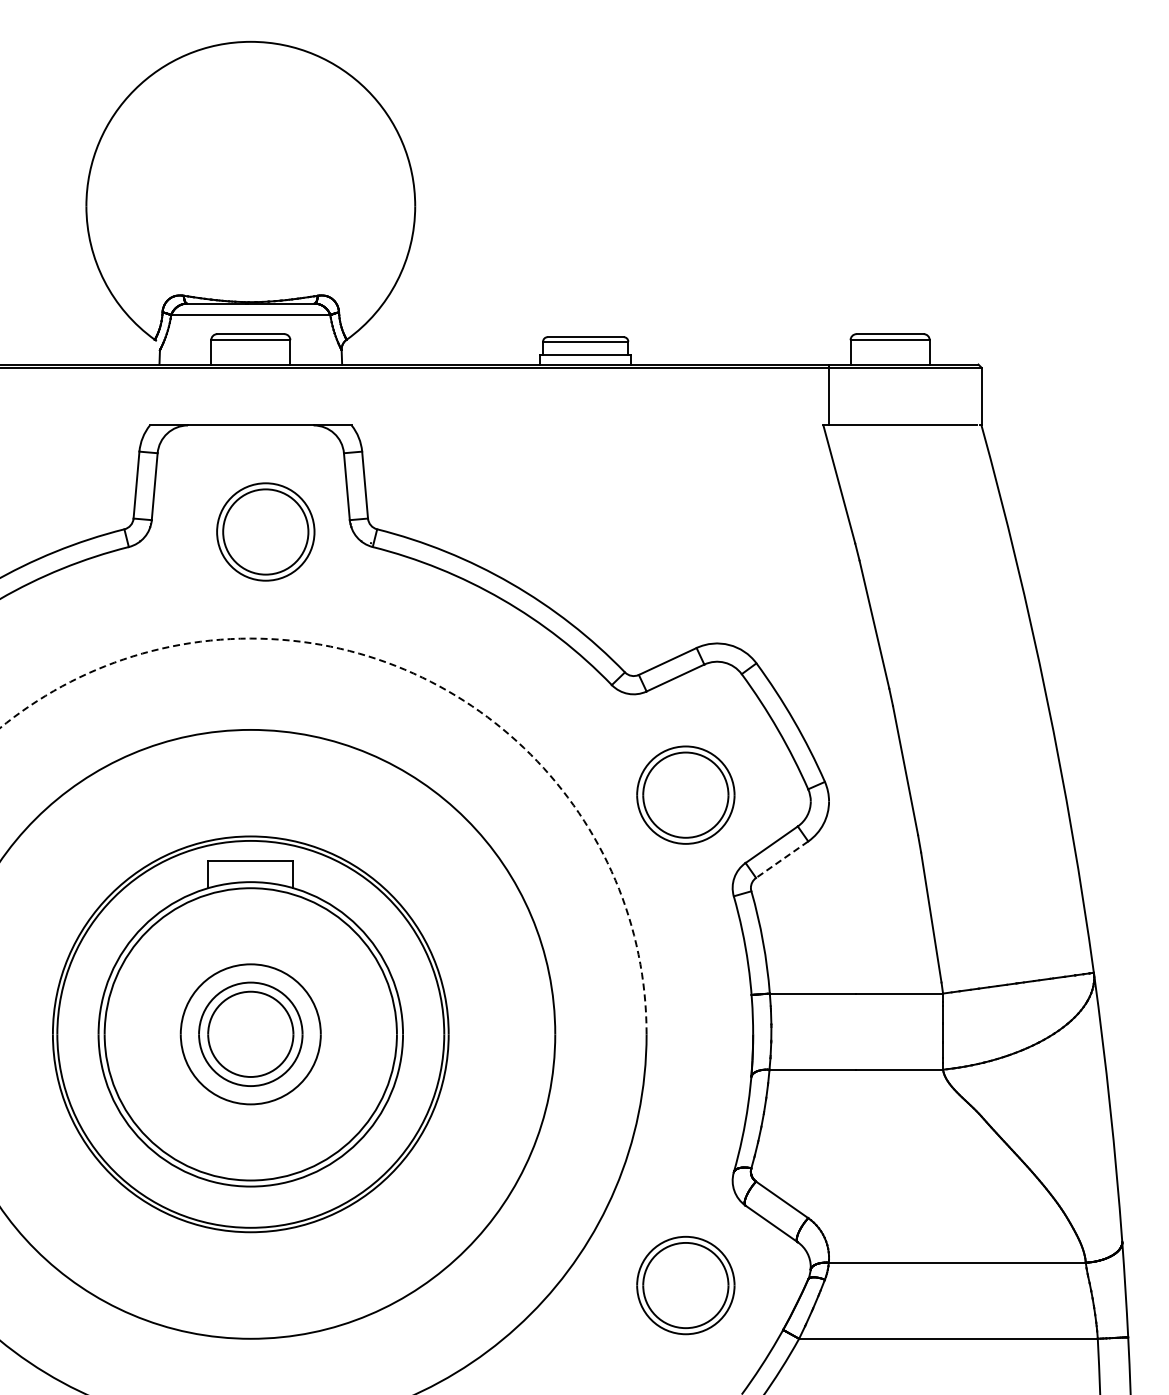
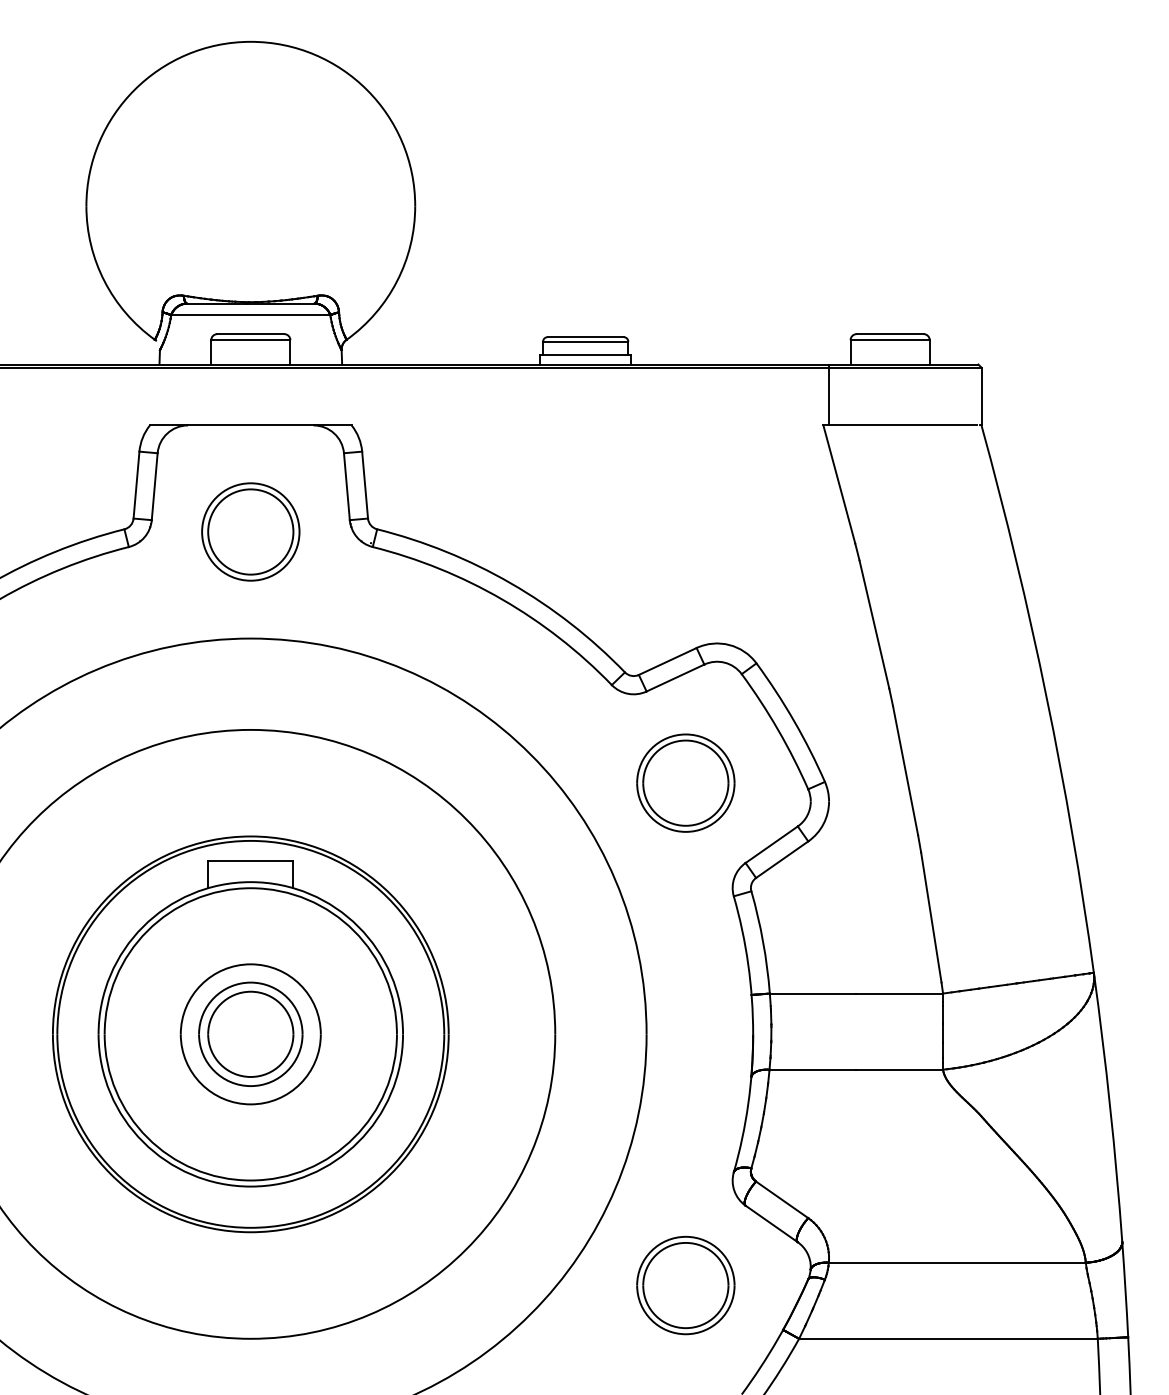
part position: (265, 531) -> (250, 531) (250, 531)
arc: dashed -> solid (420, 676)
part position: (685, 794) -> (685, 782) (685, 782)
line: dashed -> solid (782, 859)
